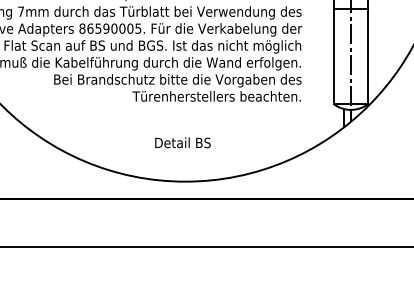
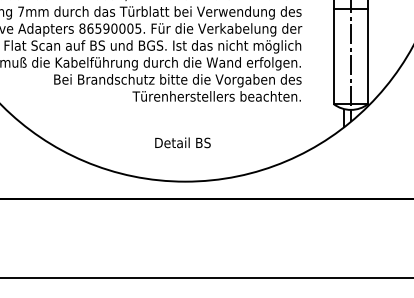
line position: (206, 246) -> (206, 277) (206, 277)
